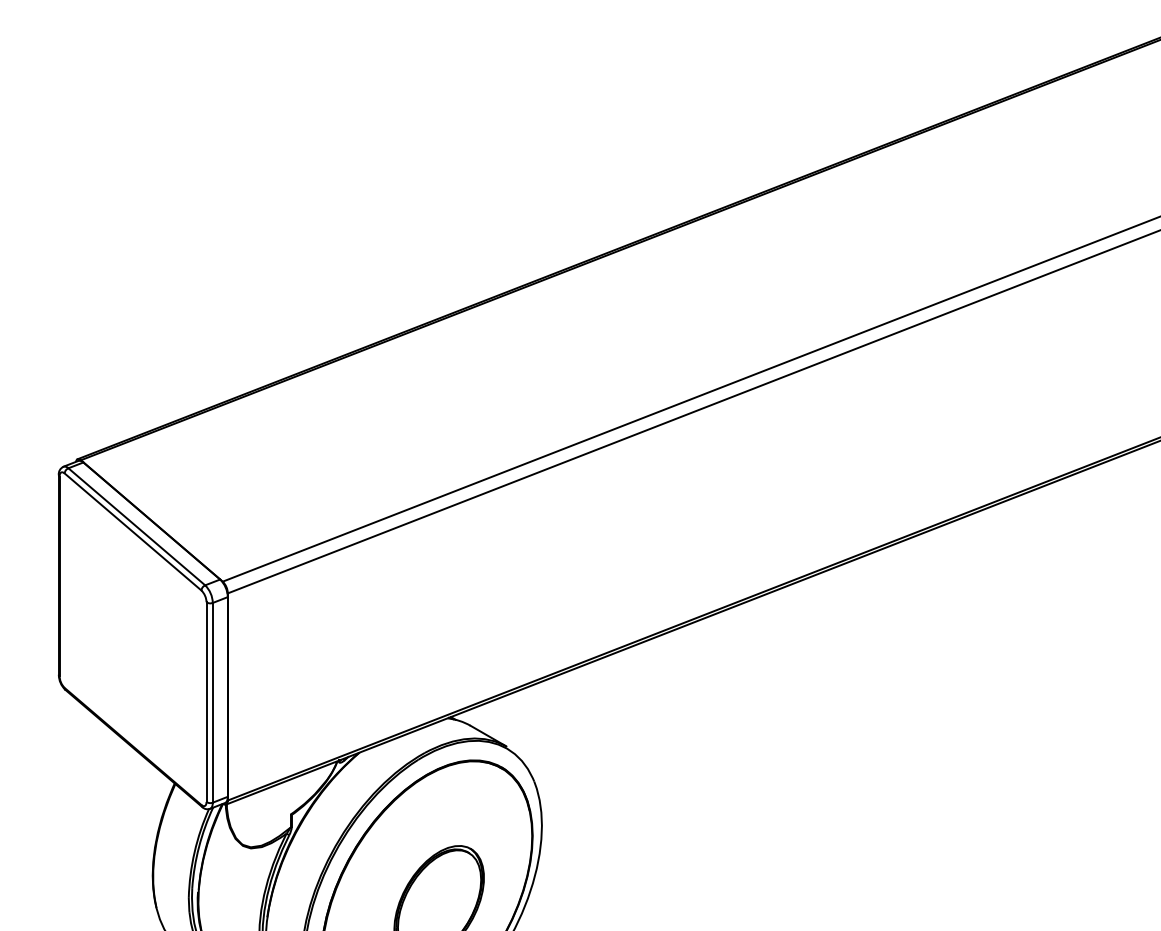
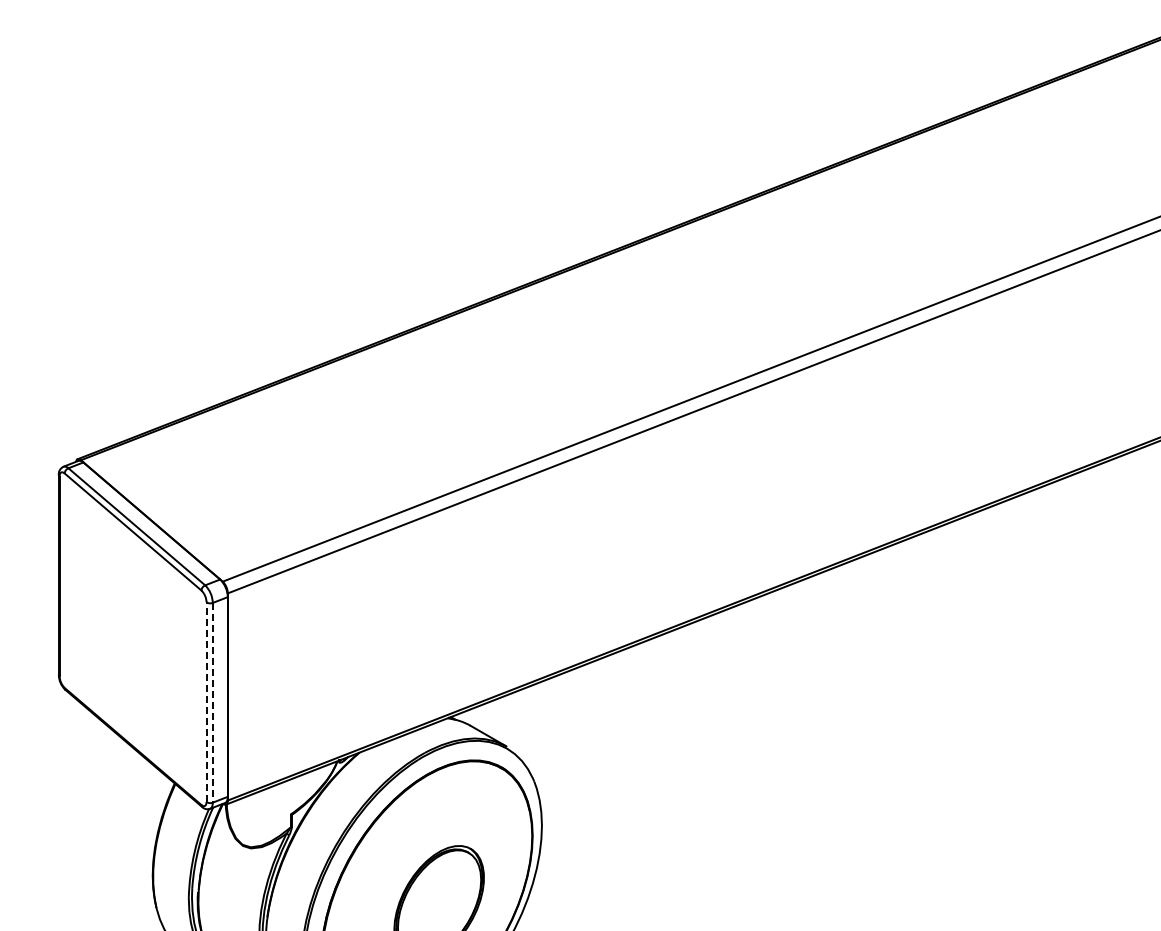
line: solid -> dashed (206, 702)
line: solid -> dashed (212, 702)
